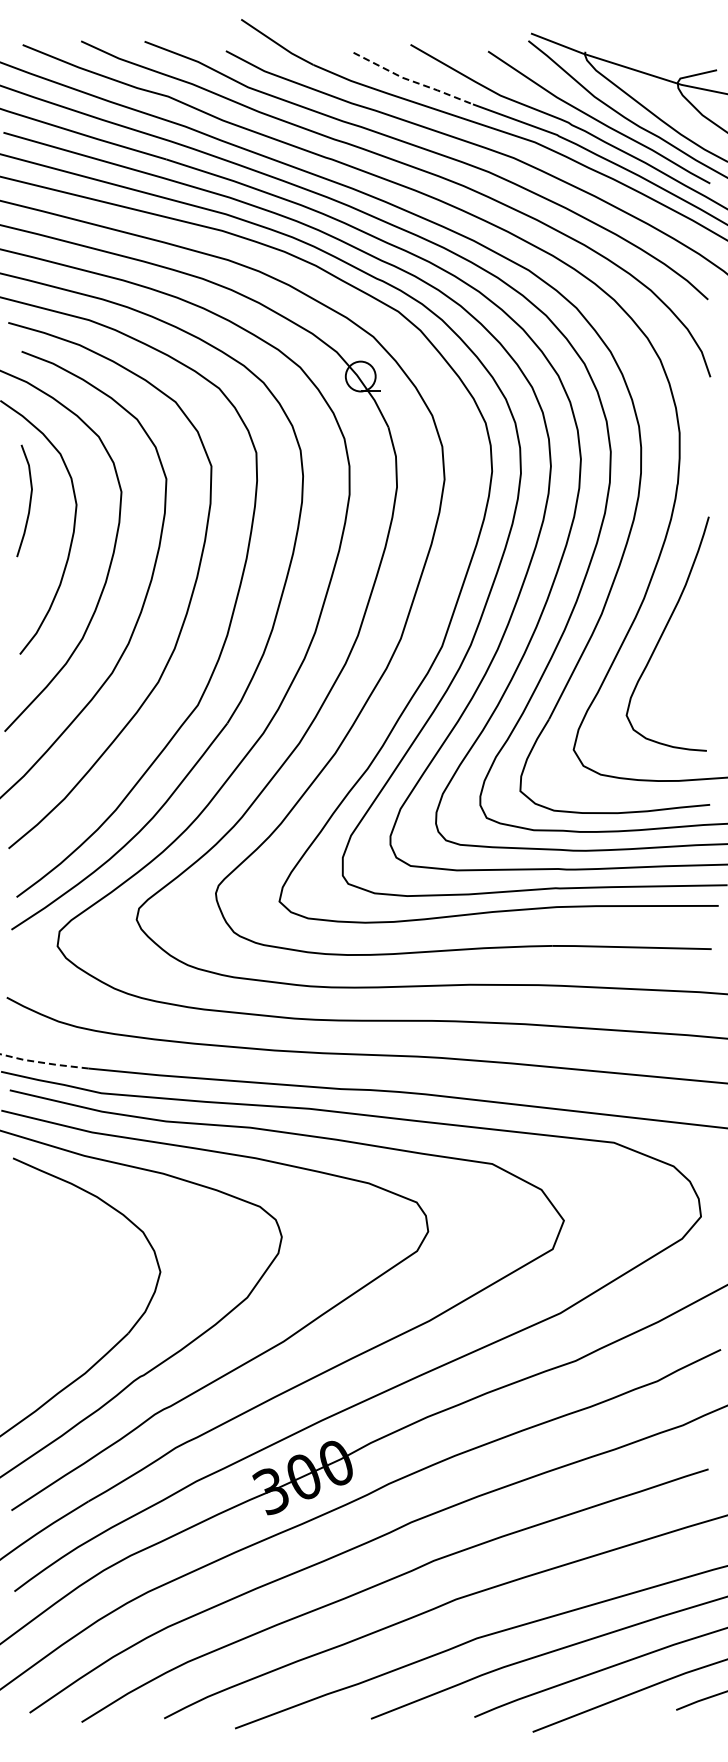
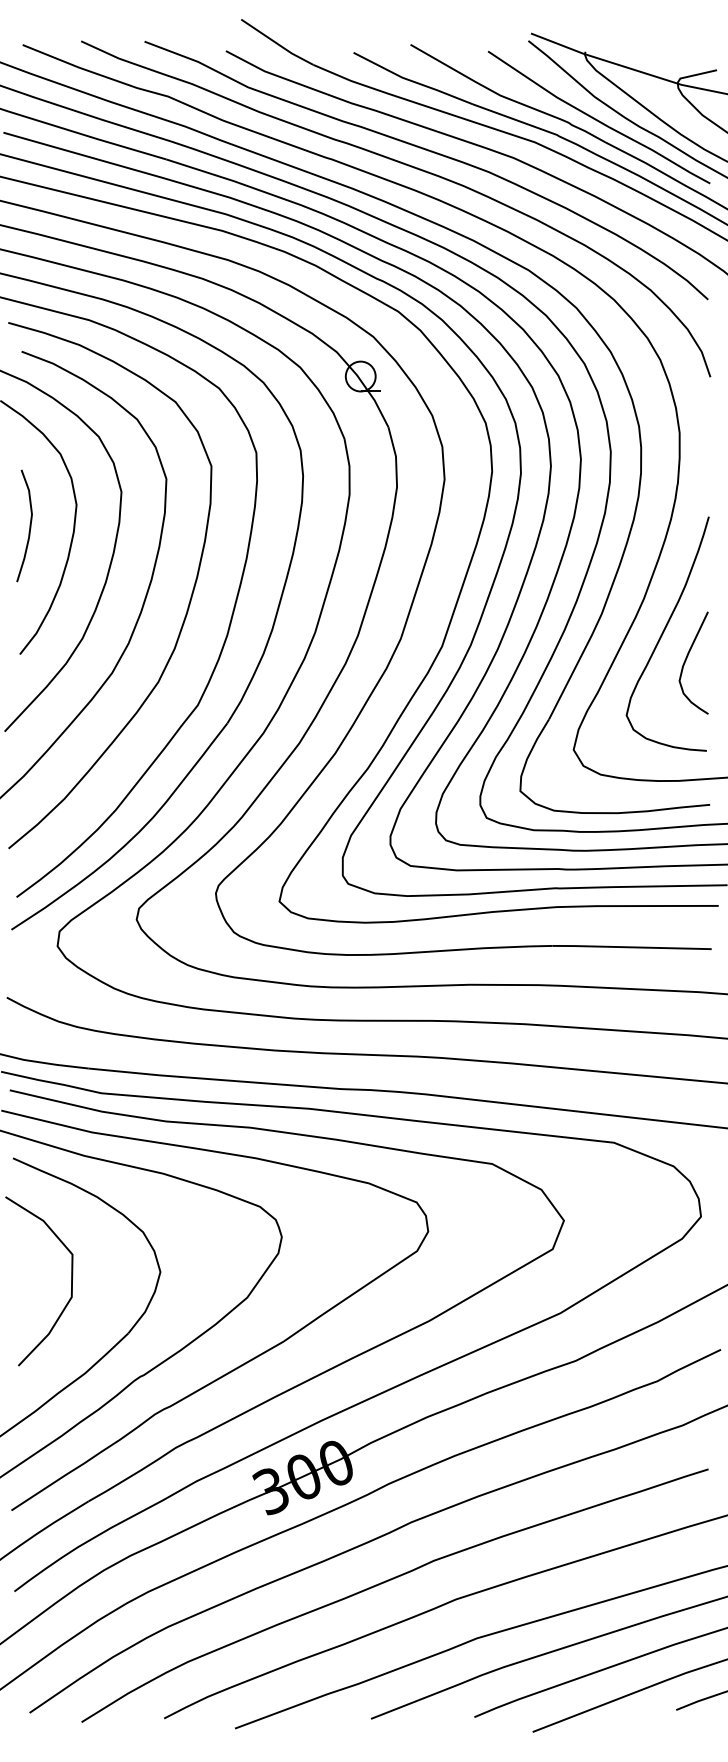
line: dashed -> solid (412, 81)
curve position: (29, 500) -> (29, 525) (29, 525)
curve: none -> present (686, 661)
line: dashed -> solid (43, 1062)
curve: none -> present (71, 1281)
